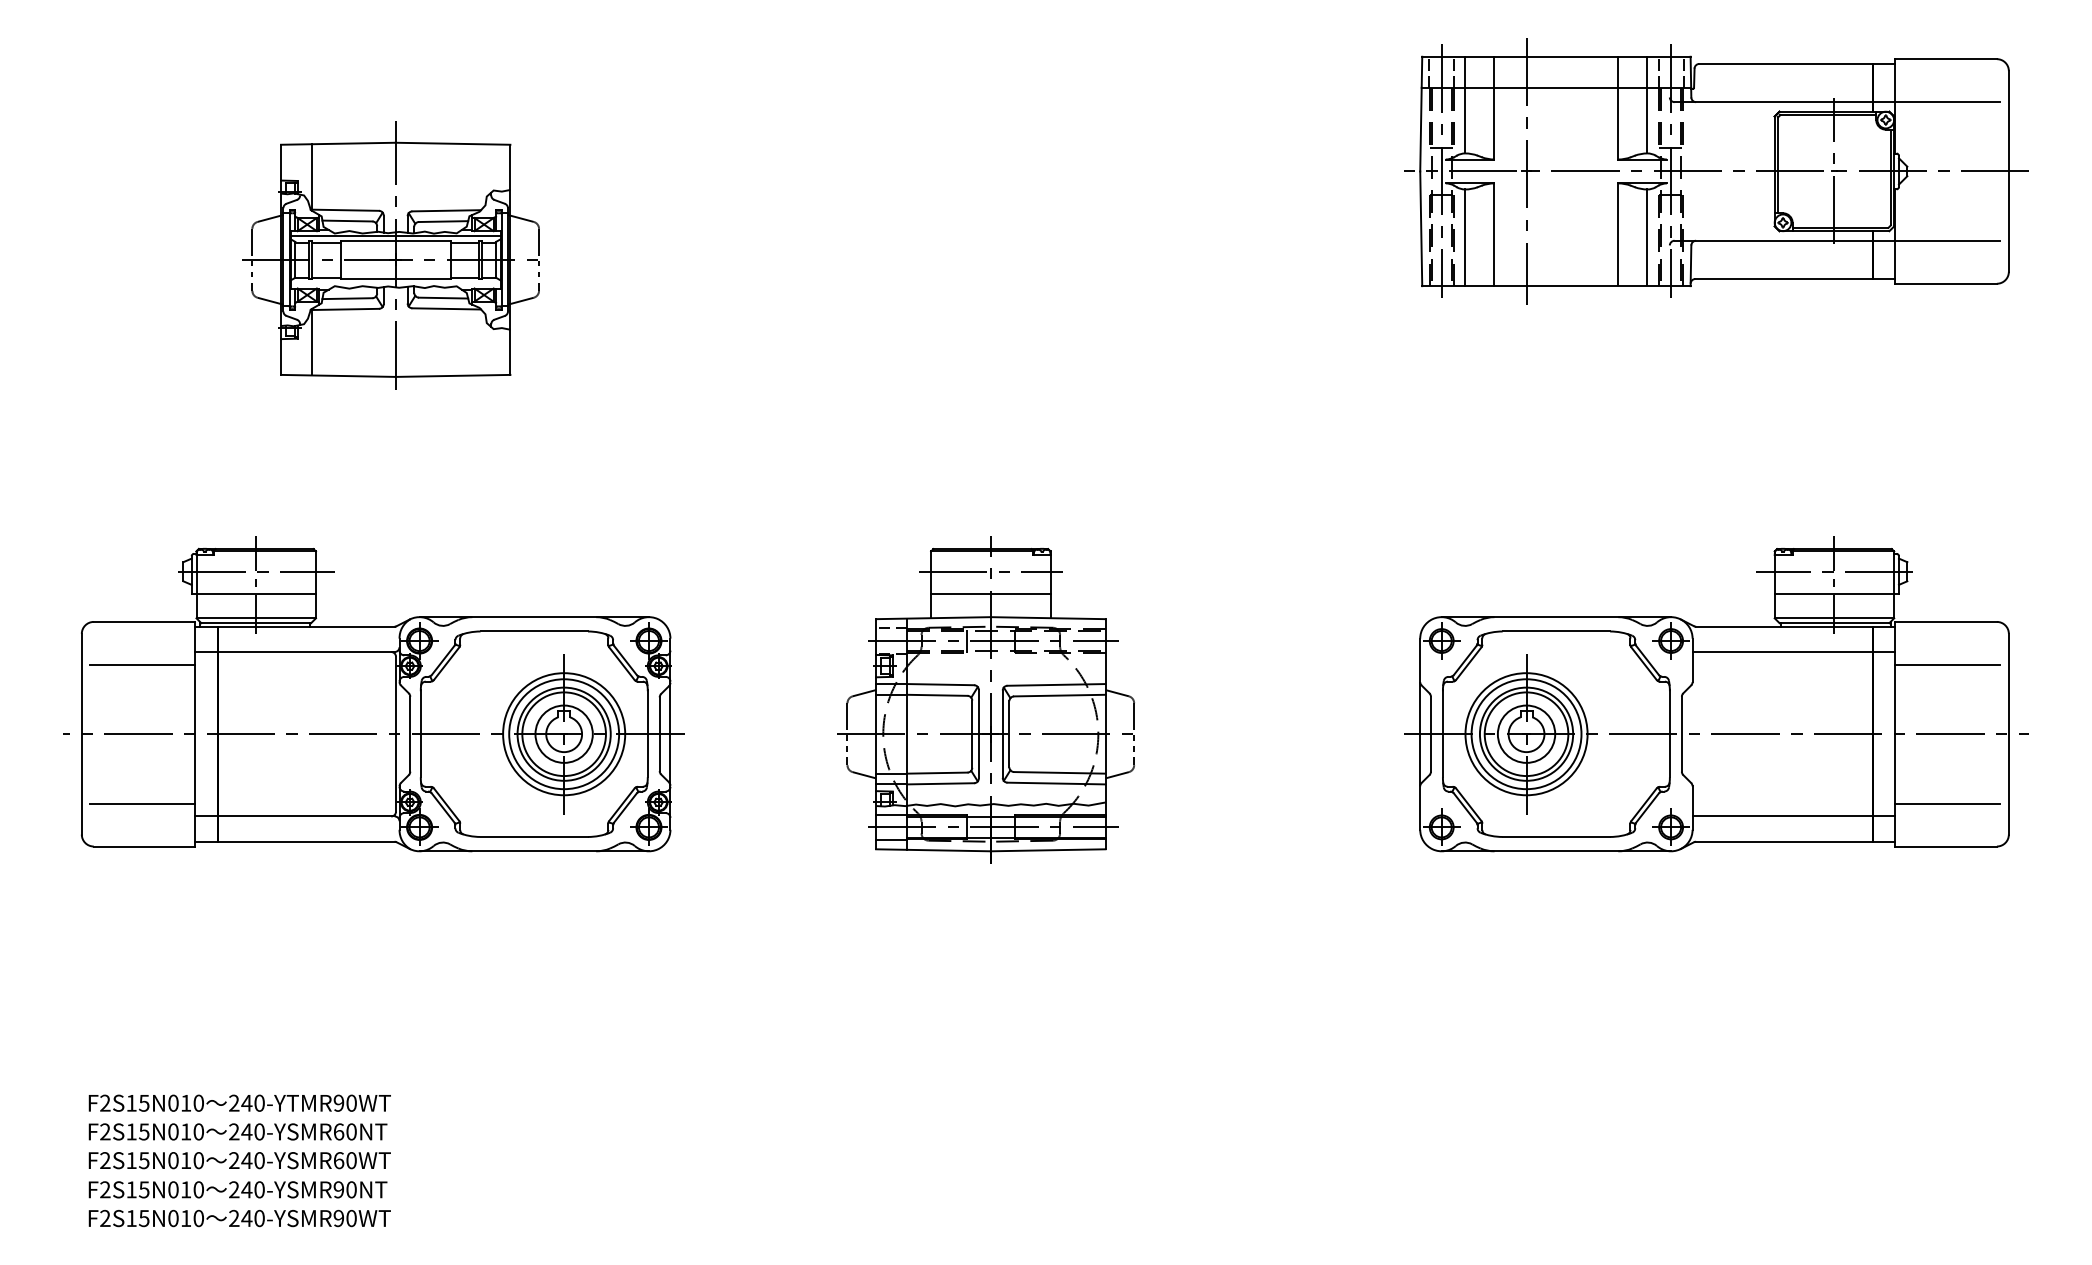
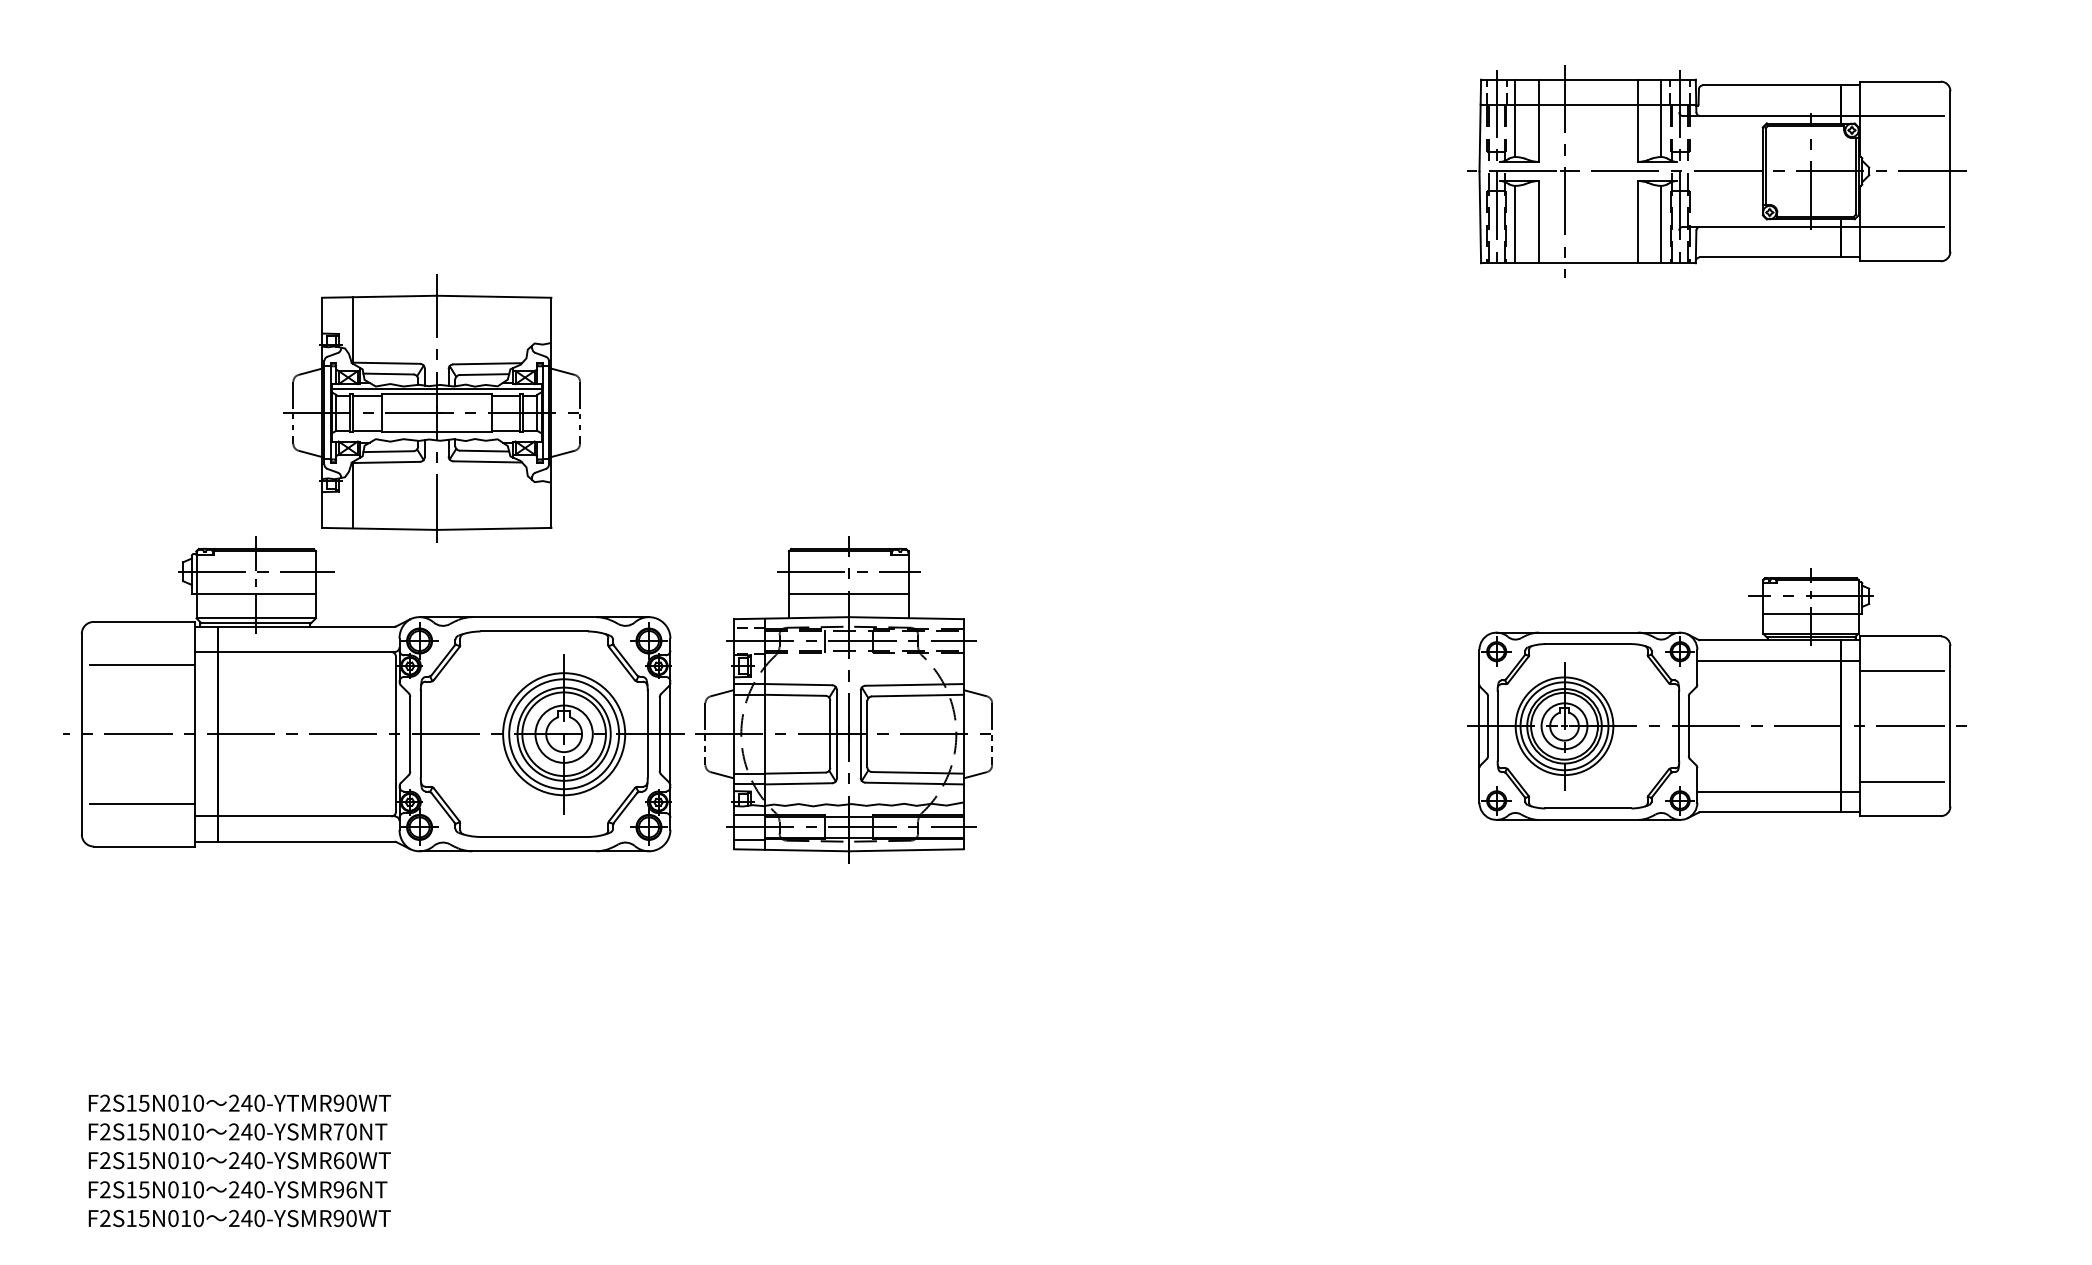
part size: 625x267 px -> 500x213 px (1716, 171)
part position: (390, 255) -> (431, 408) (431, 408)
part size: 625x317 px -> 500x253 px (1716, 694)
part position: (985, 699) -> (843, 699) (843, 699)
text: 240-YSMR60NT -> 240-YSMR70NT (338, 1131)
text: 240-YSMR90NT -> 240-YSMR96NT (351, 1189)
